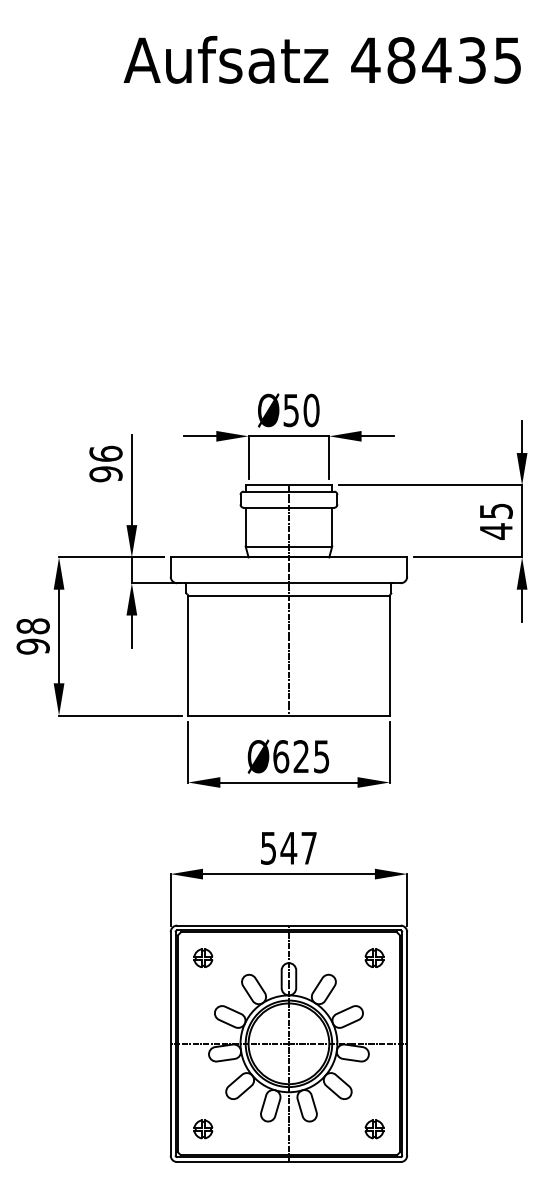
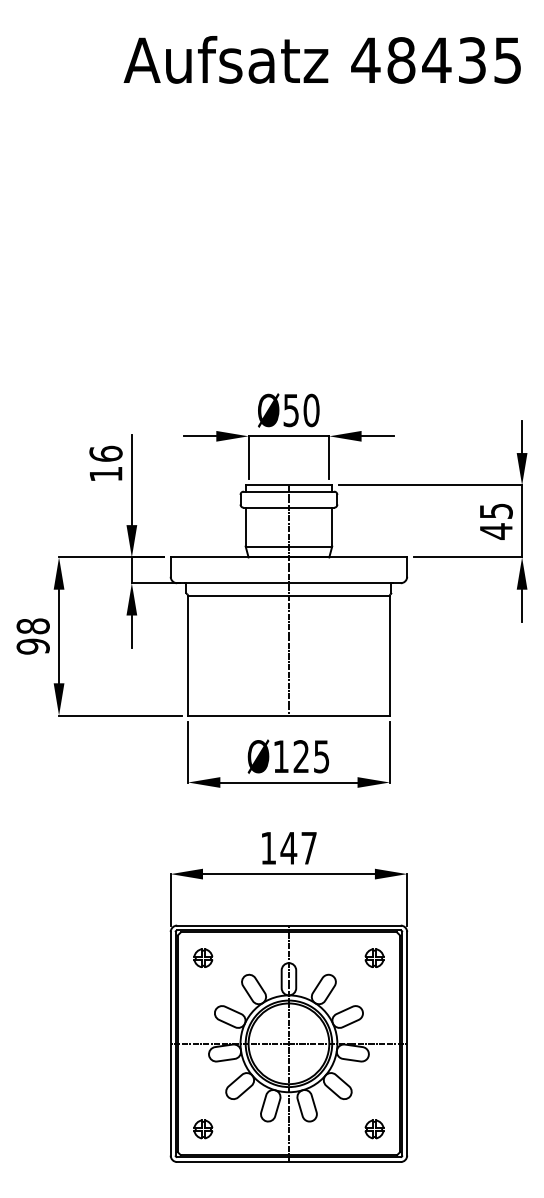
text: 96 -> 16 (105, 474)
text: Ø625 -> Ø125 (281, 756)
text: 547 -> 147 (268, 848)
